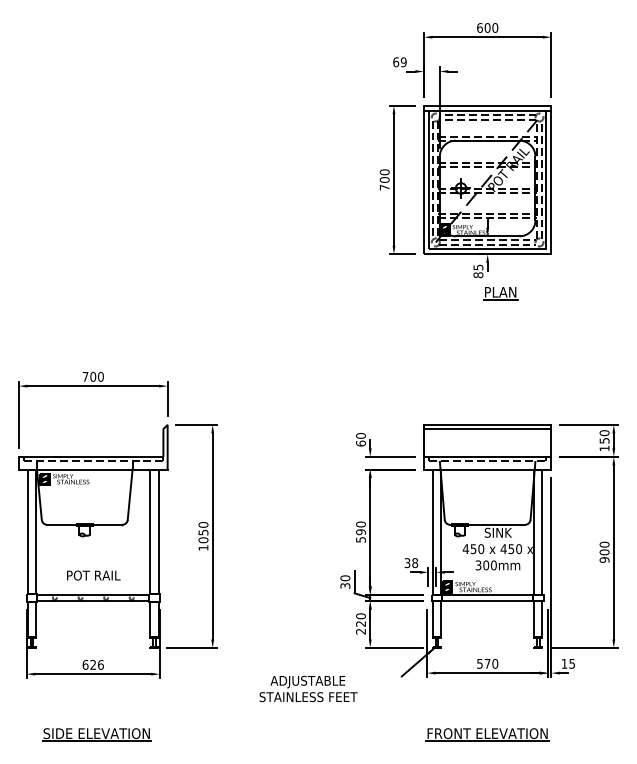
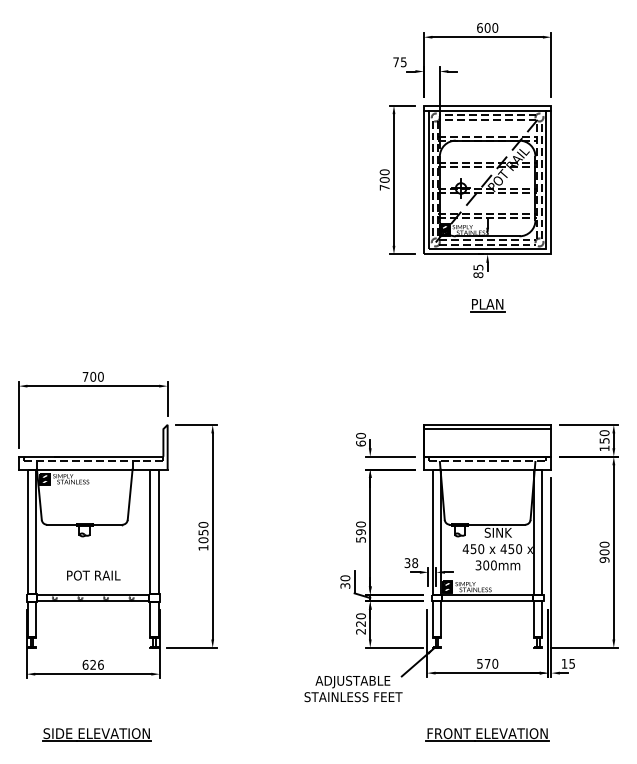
text: 69 -> 75 (399, 62)
part position: (500, 293) -> (487, 305) (487, 305)
text position: (308, 688) -> (353, 688) (353, 688)
